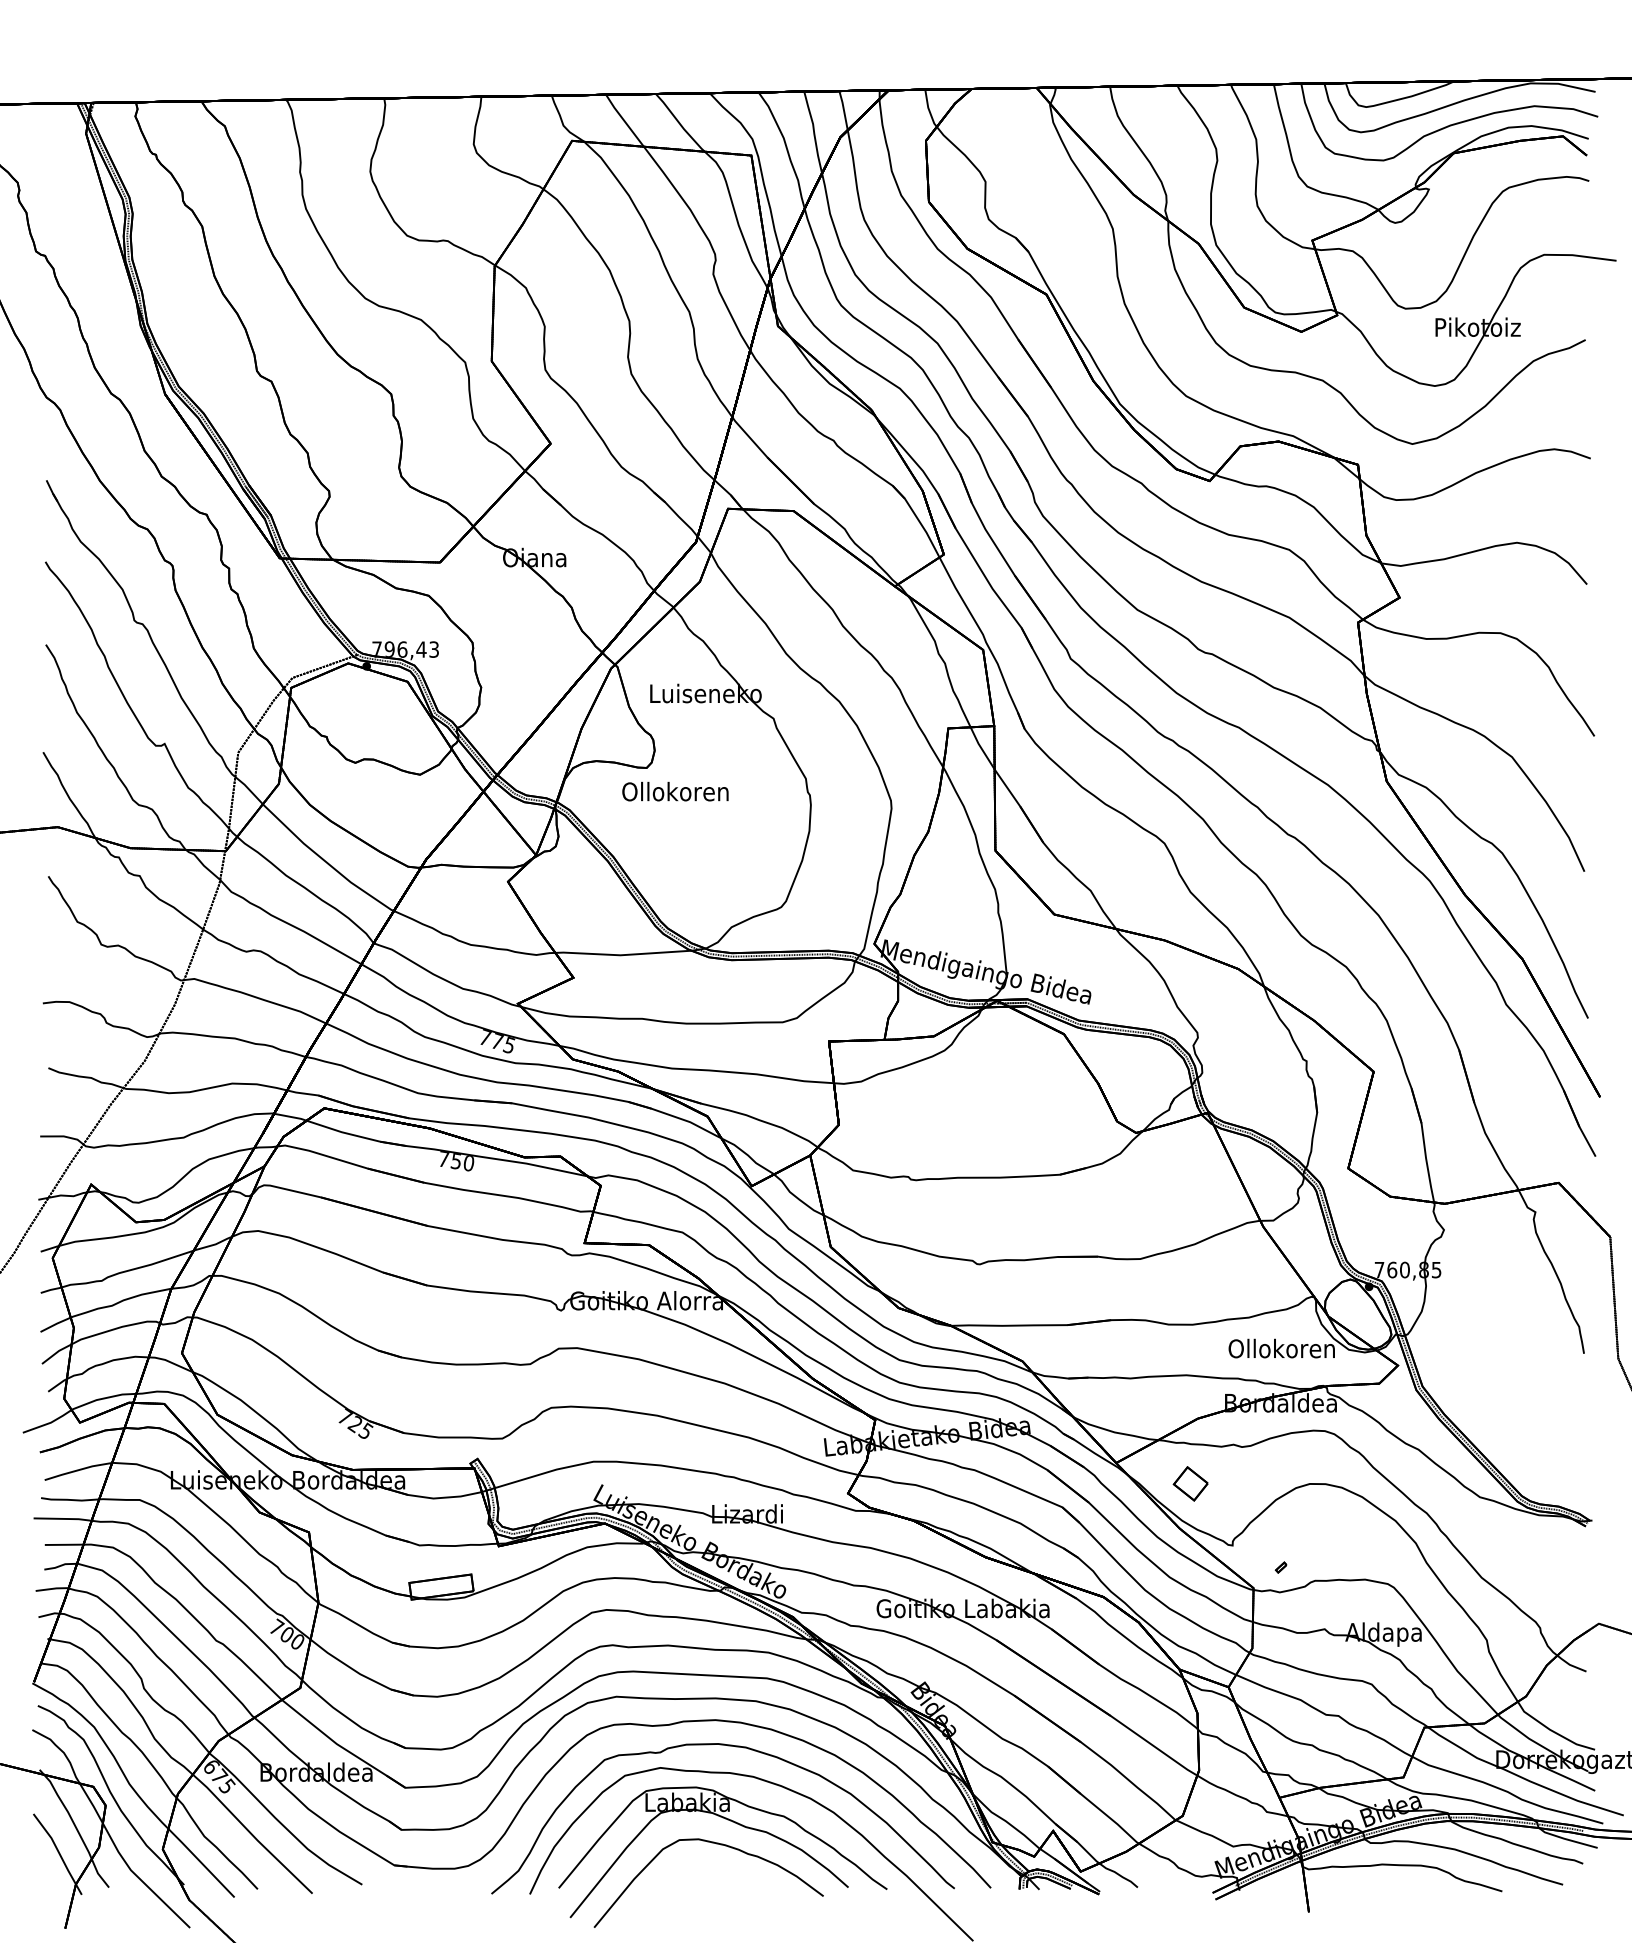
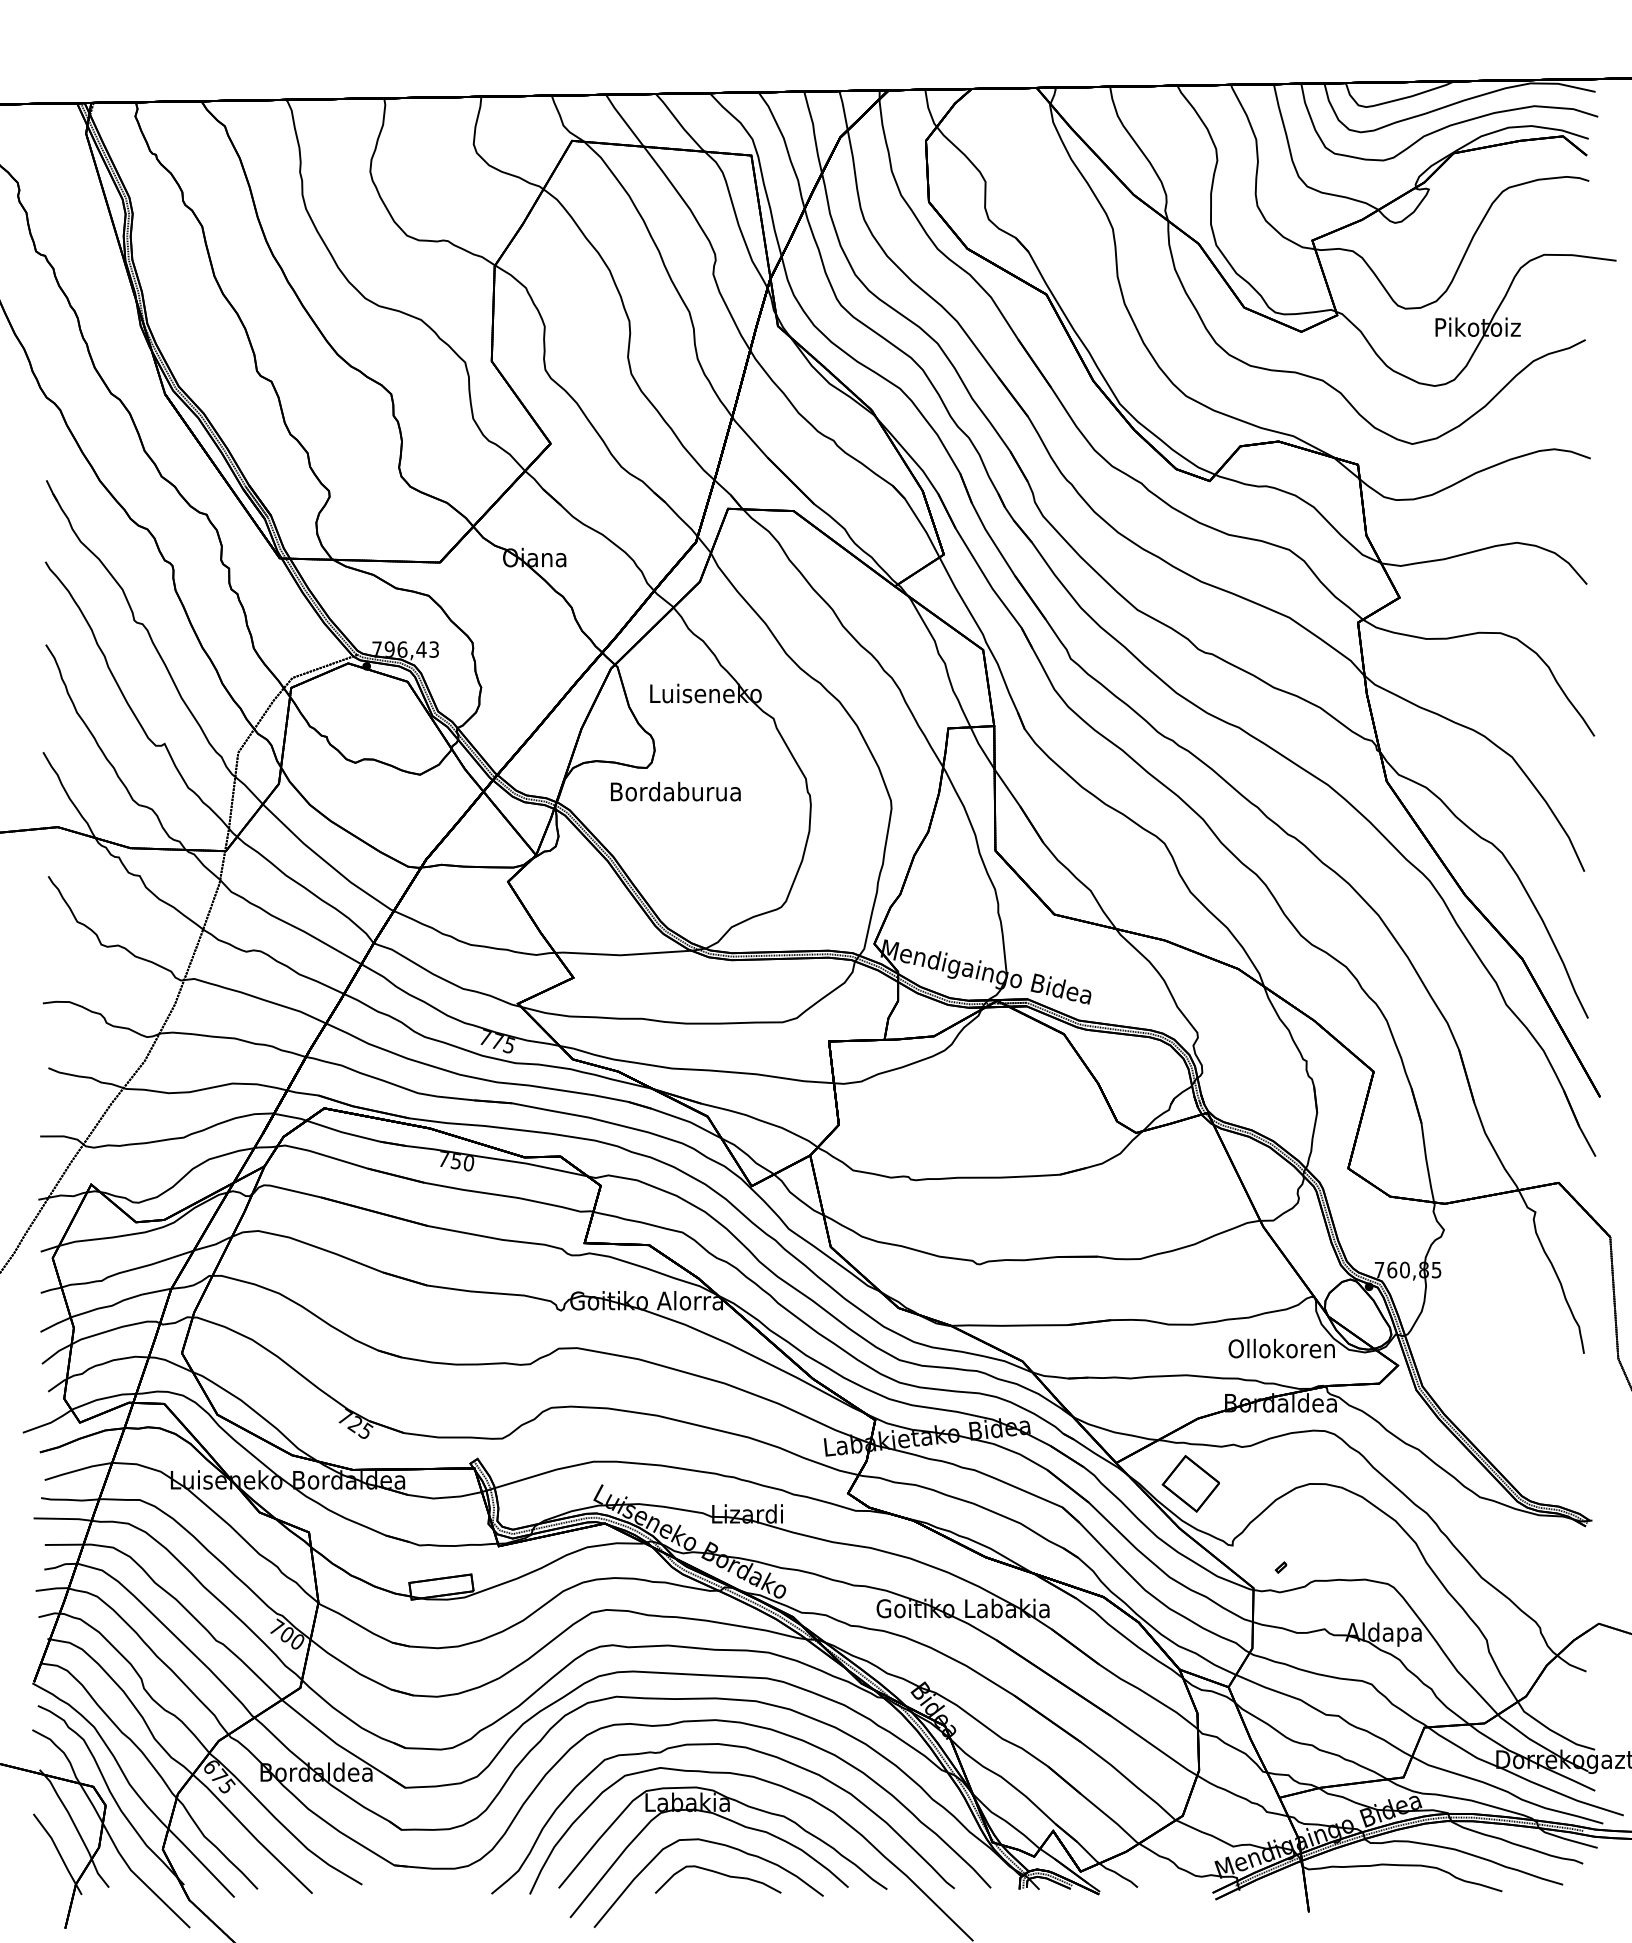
text: Ollokoren -> Bordaburua (675, 791)
part size: 37x36 px -> 59x58 px (1190, 1483)
part: none -> present (718, 1879)
